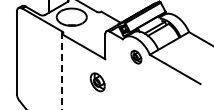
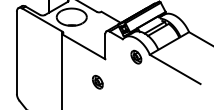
line: dashed -> solid (62, 70)
part size: 17x21 px -> 12x16 px (97, 81)
